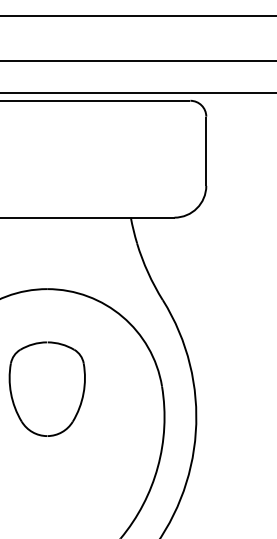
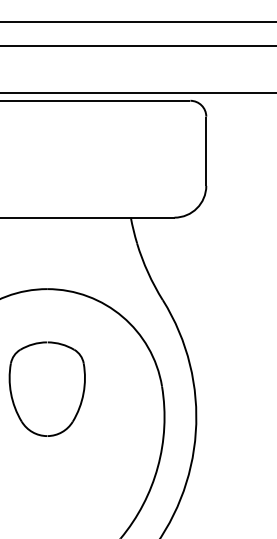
line position: (137, 15) -> (137, 21) (137, 21)
line position: (137, 60) -> (137, 45) (137, 45)
